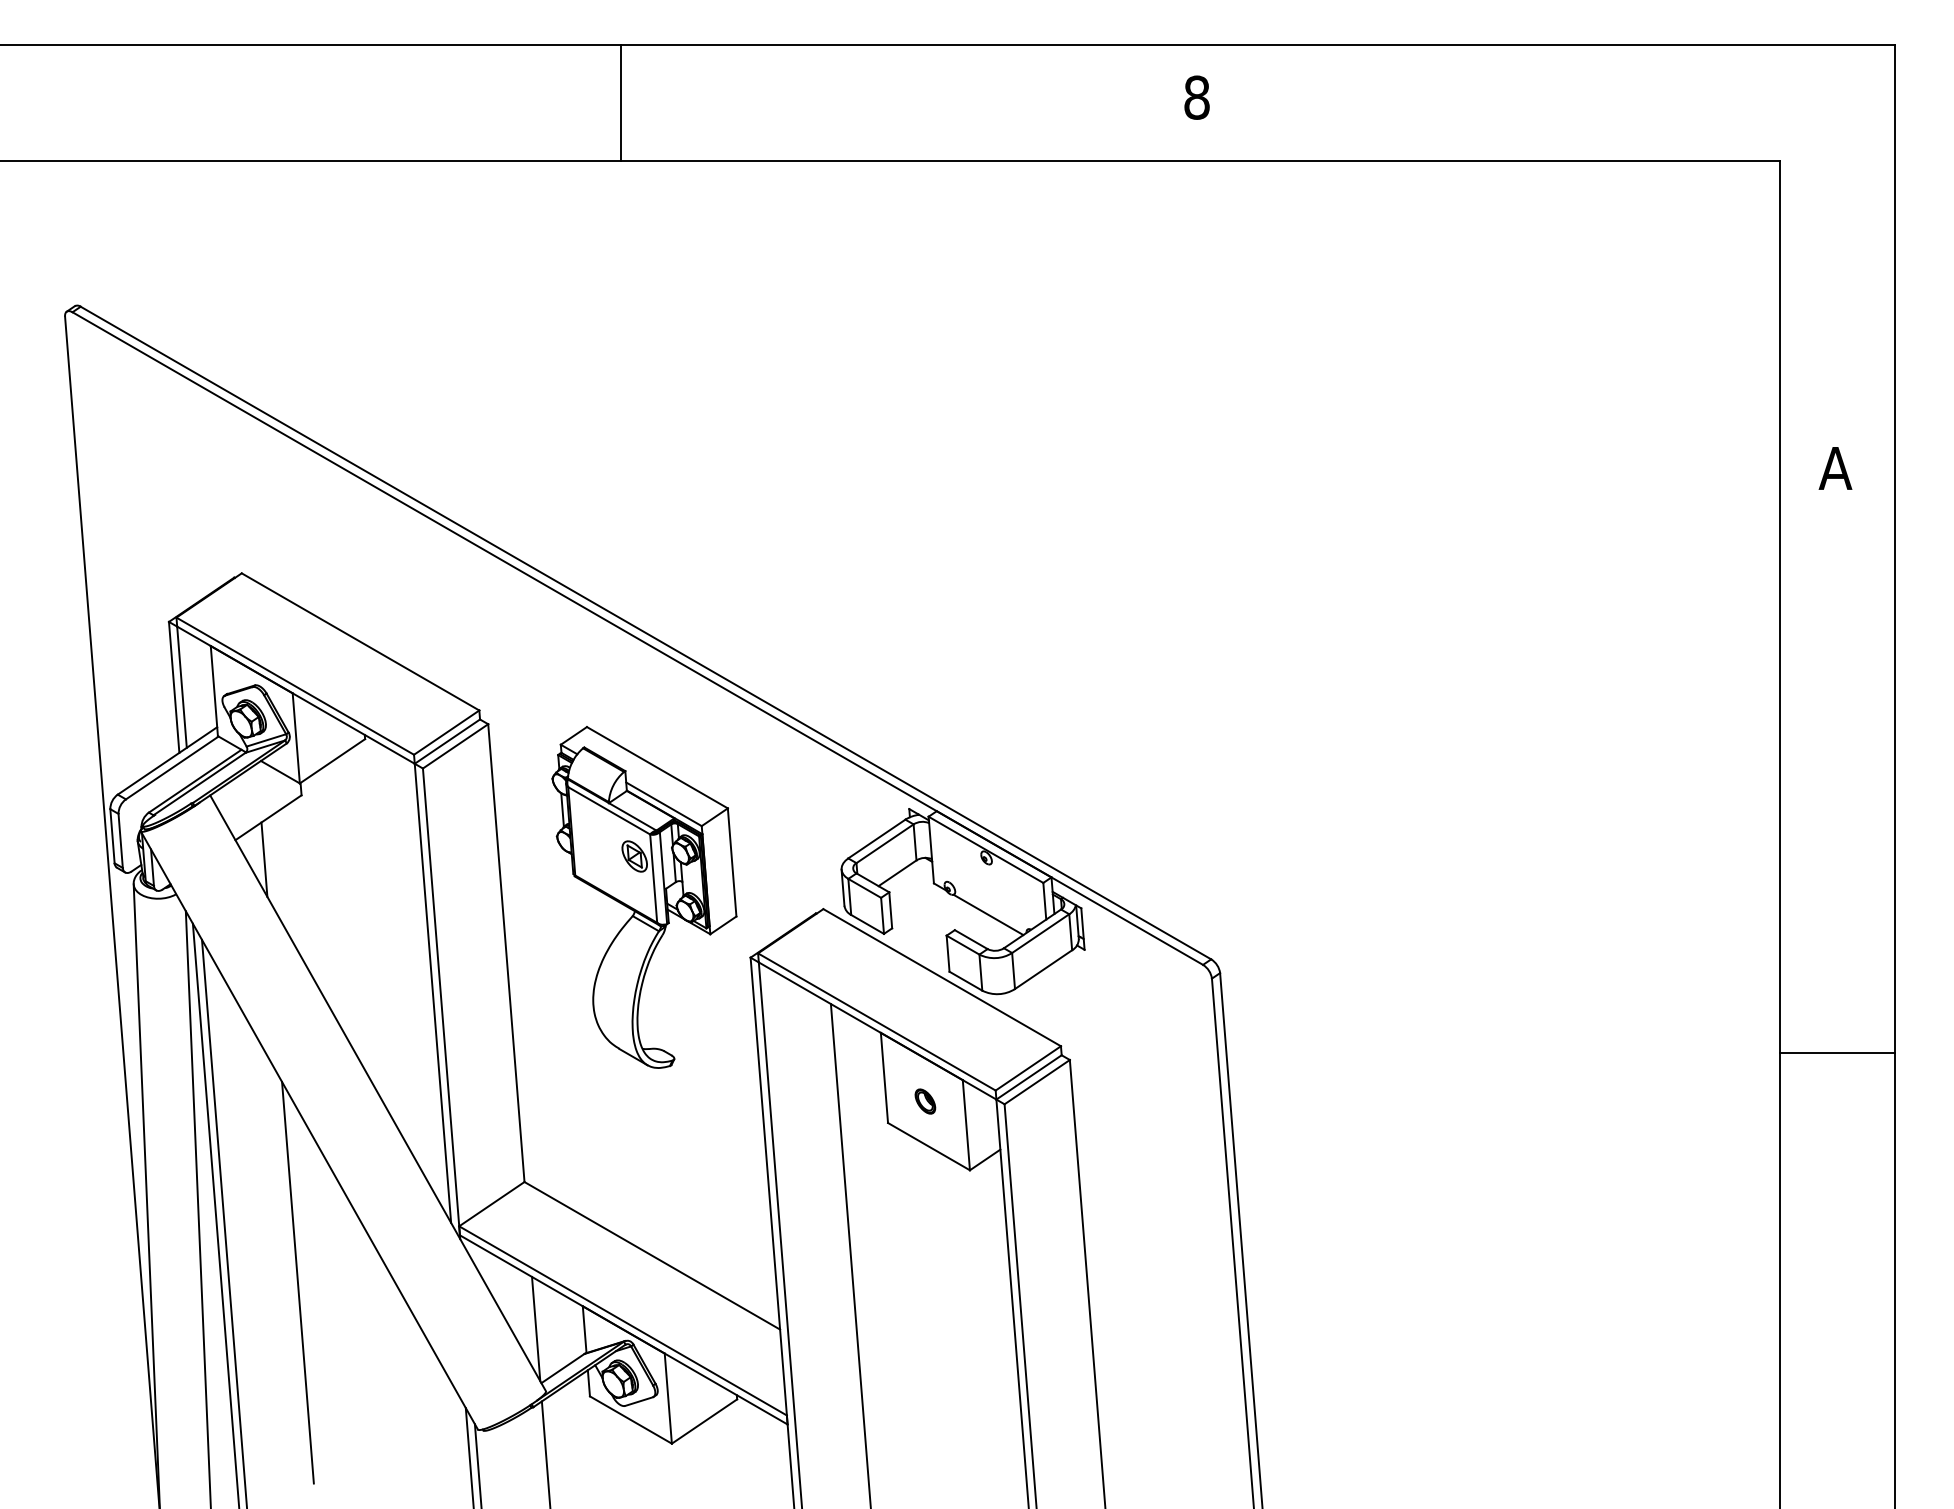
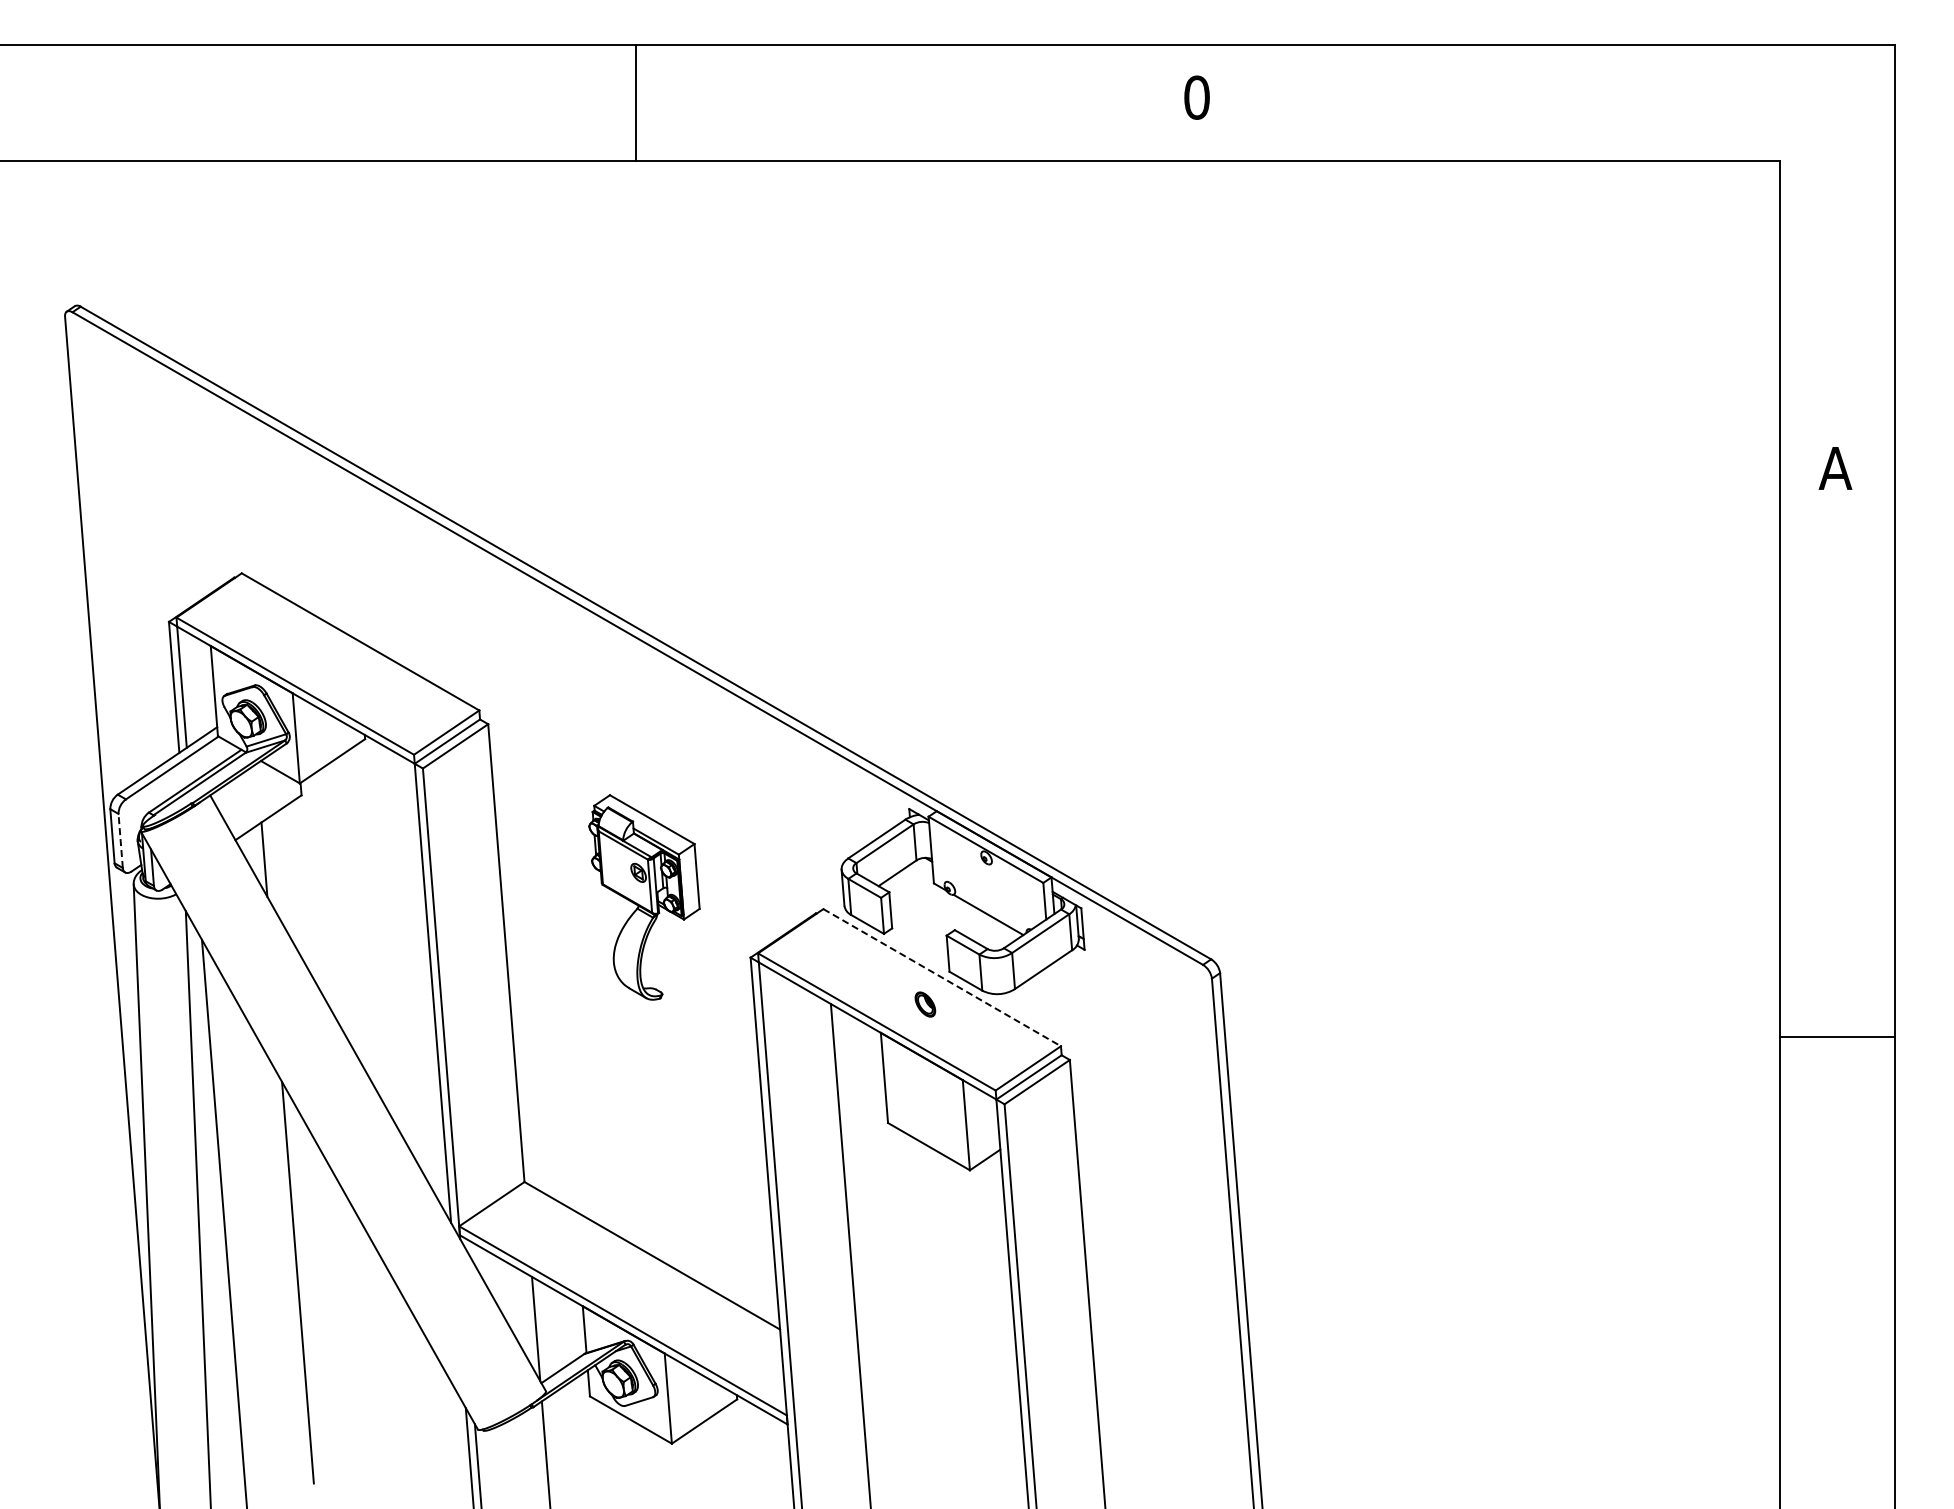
text: 8 -> 0 (1196, 97)
line position: (620, 103) -> (635, 103) (635, 103)
line: solid -> dashed (120, 840)
part size: 187x343 px -> 113x207 px (644, 897)
line: solid -> dashed (942, 977)
line position: (1837, 1053) -> (1837, 1037) (1837, 1037)
part position: (925, 1101) -> (925, 1004) (925, 1004)
line: present -> none (215, 1214)
